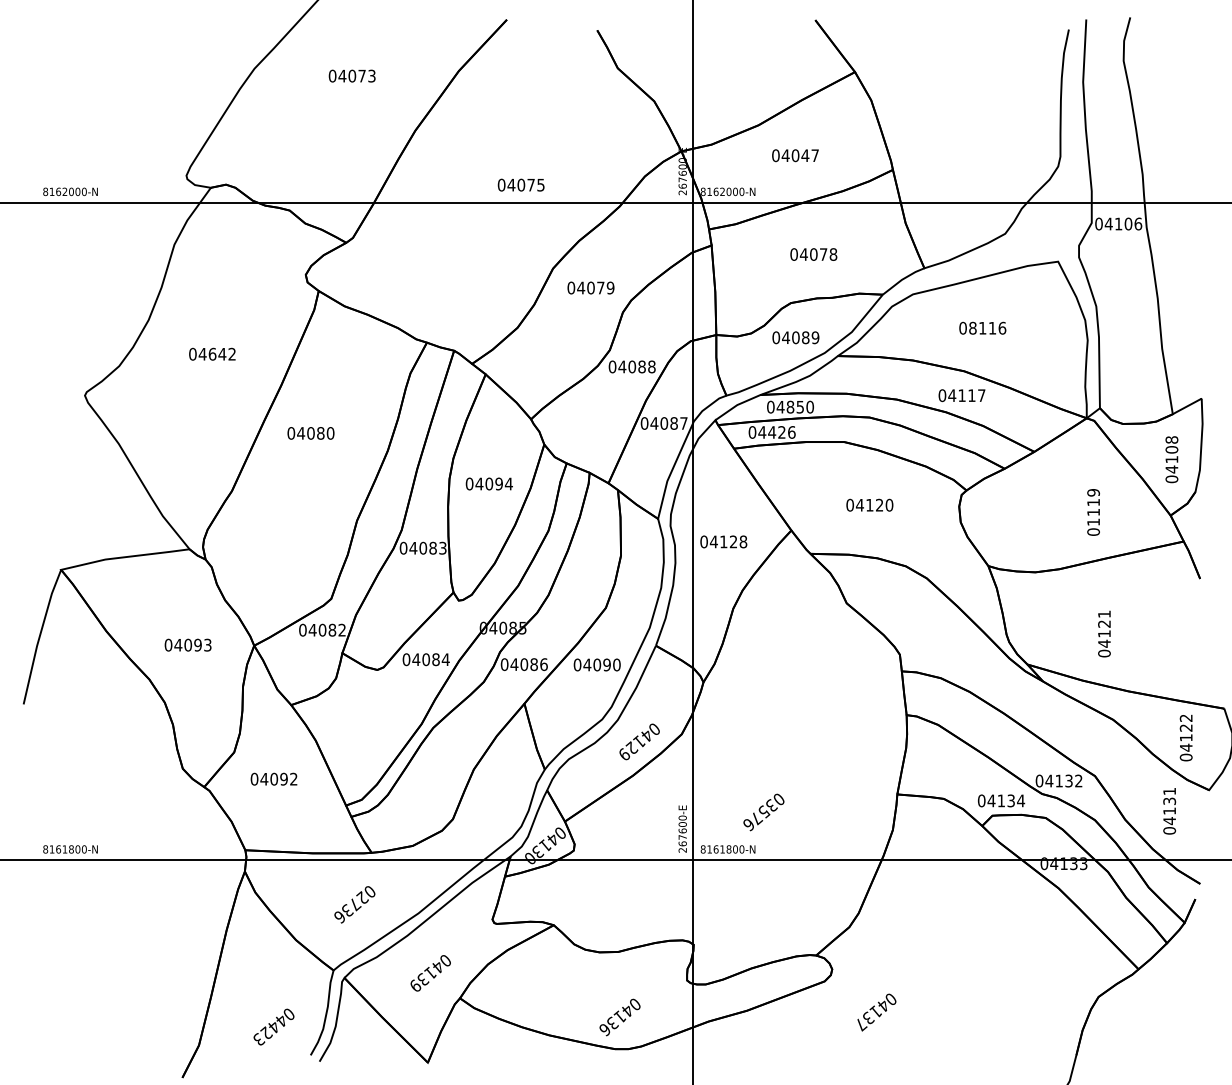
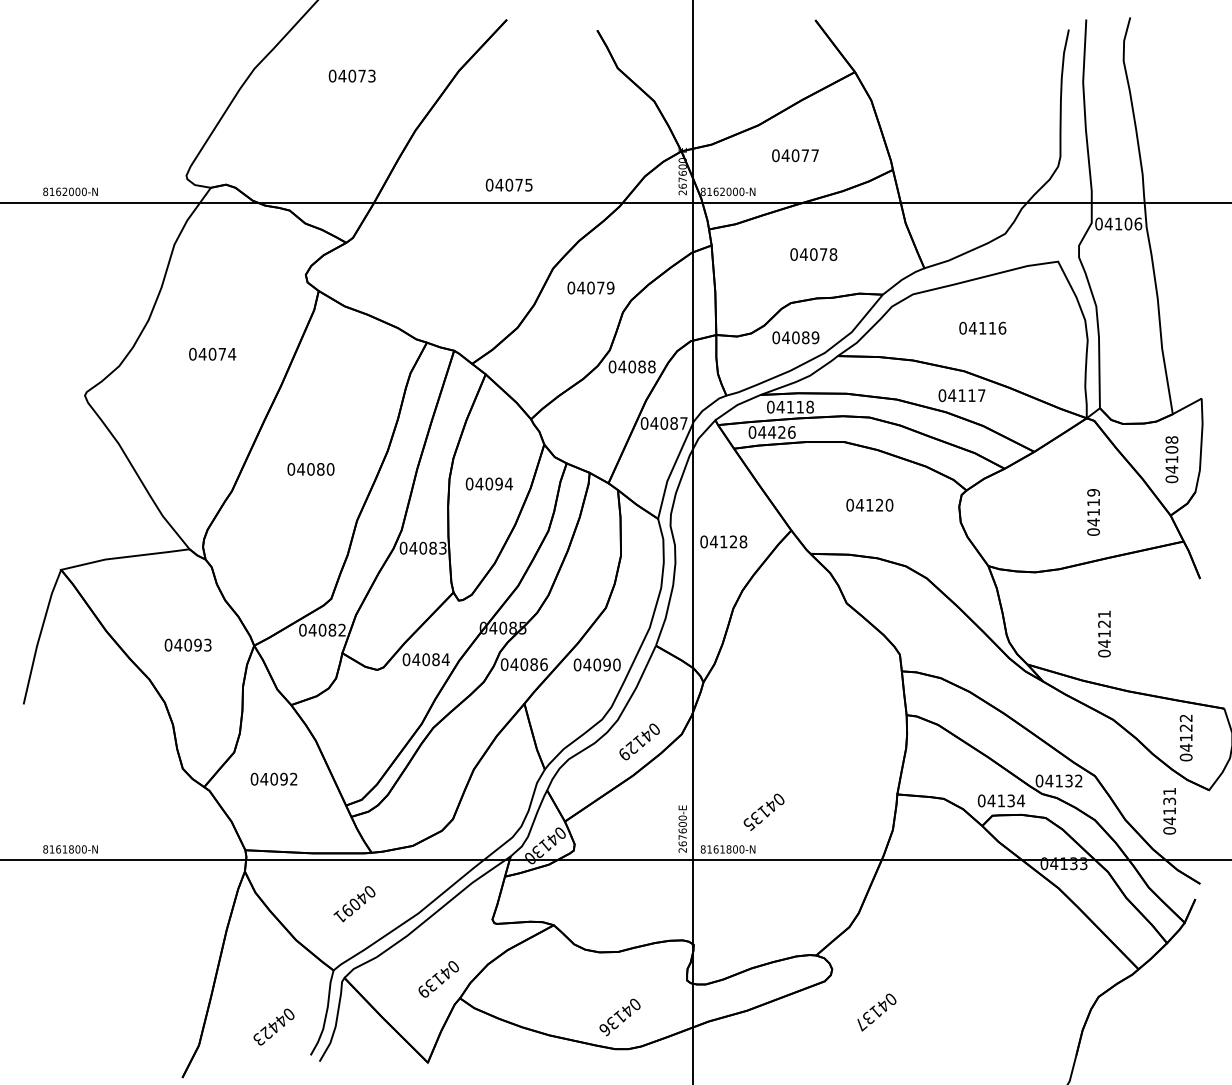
text: 04047 -> 04077 (805, 155)
text position: (520, 184) -> (508, 184) (508, 184)
text: 08116 -> 04116 (972, 327)
text: 04642 -> 04074 (222, 353)
text: 04850 -> 04118 (799, 406)
text position: (310, 433) -> (310, 469) (310, 469)
text: 01119 -> 04119 (1093, 522)
text: 03576 -> 04135 (760, 815)
text: 02736 -> 04091 (350, 907)
text position: (430, 973) -> (438, 979) (438, 979)
